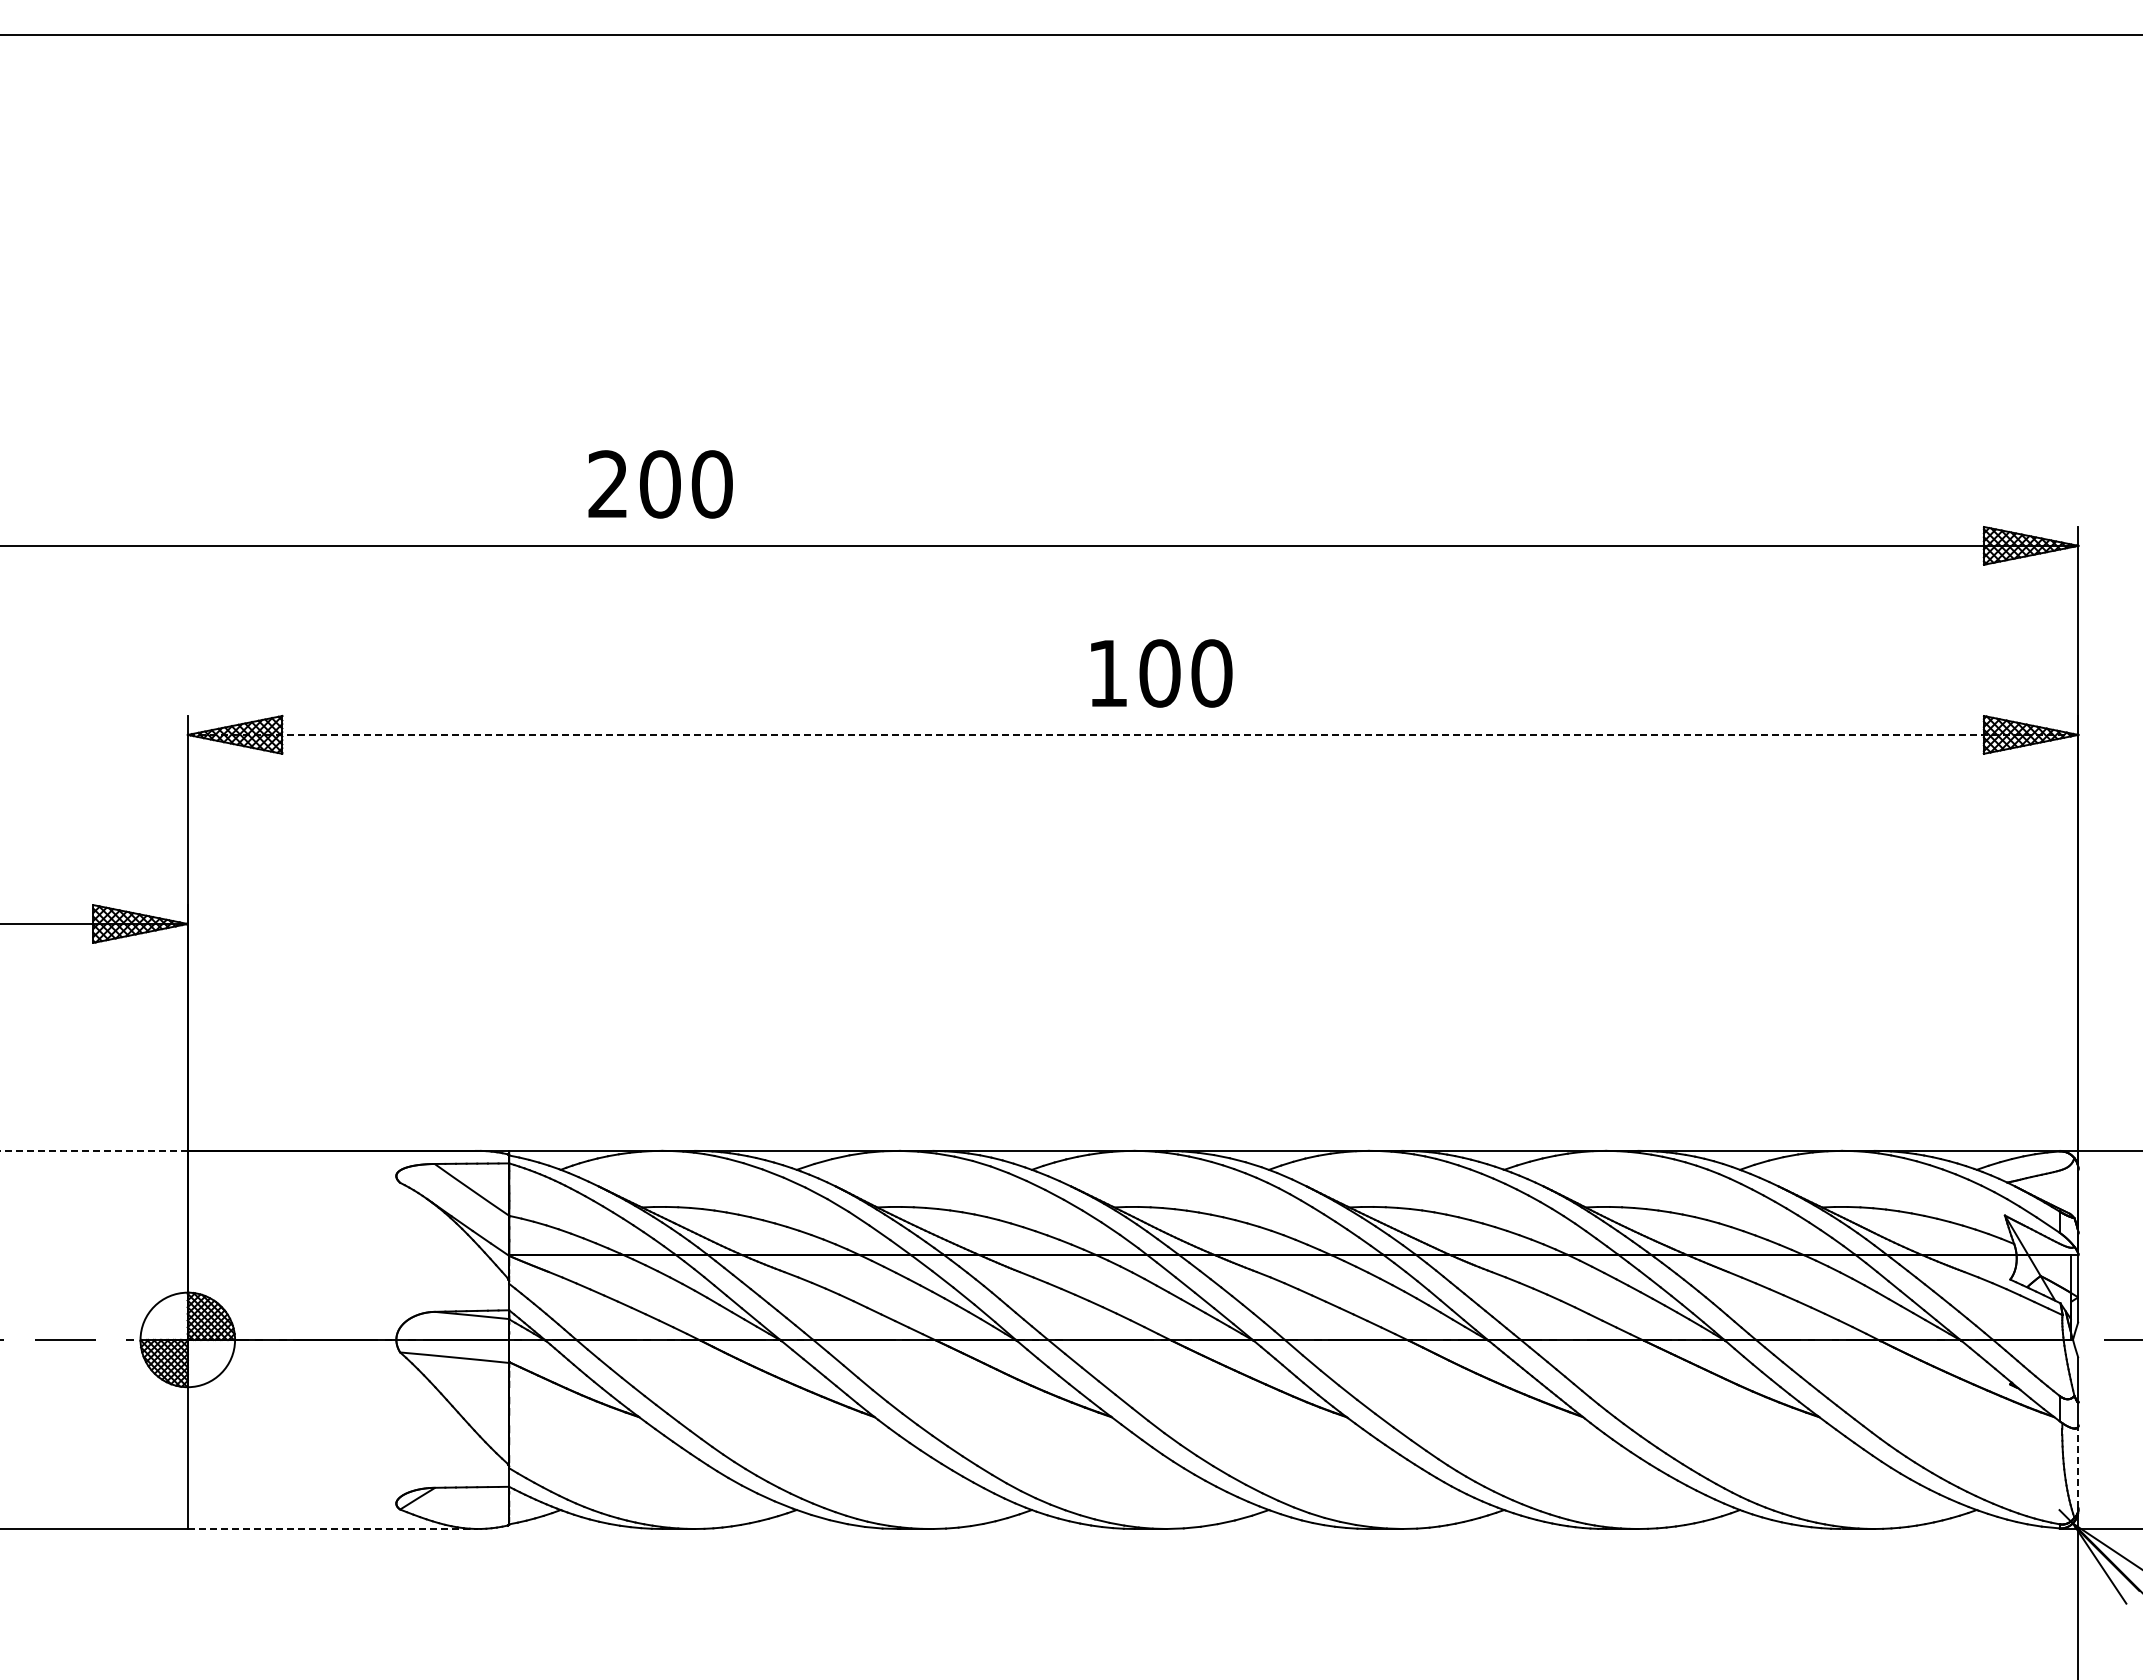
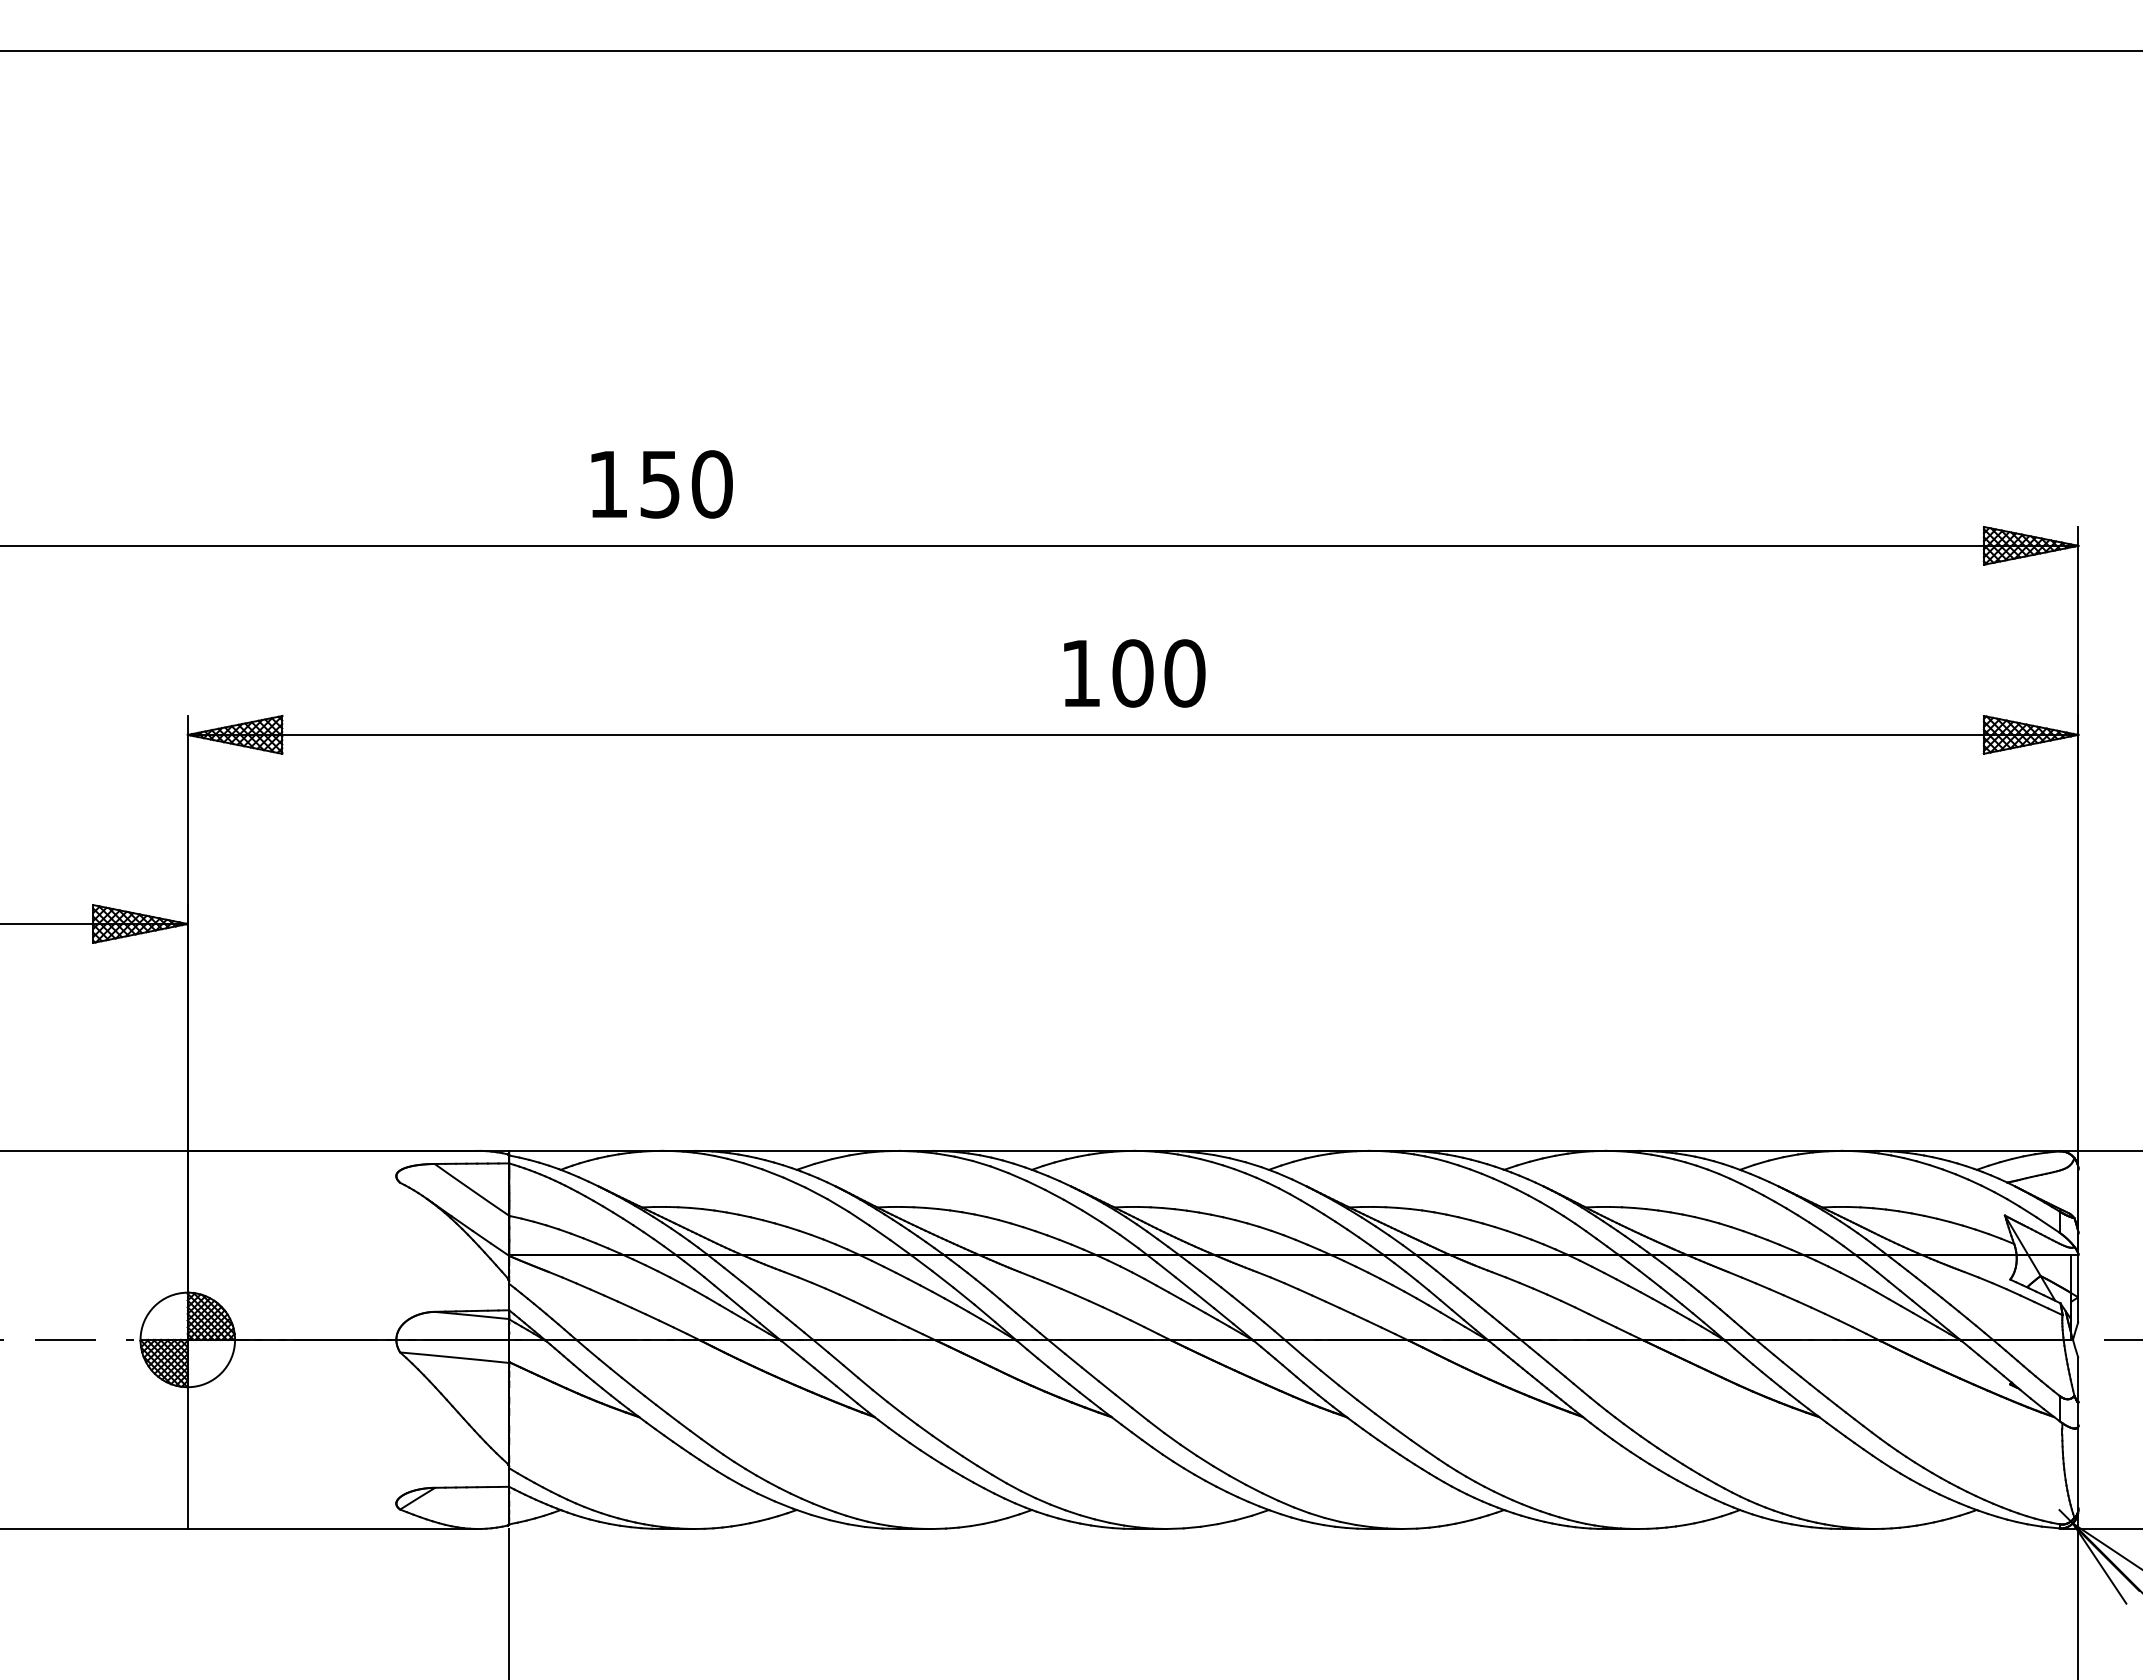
line position: (1070, 34) -> (1070, 50) (1070, 50)
text: 200 -> 150 (634, 484)
text position: (1161, 673) -> (1134, 673) (1134, 673)
line: dashed -> solid (1133, 734)
line: dashed -> solid (93, 1150)
line: dashed -> solid (2078, 1466)
line: dashed -> solid (333, 1529)
line: none -> present (509, 1602)
